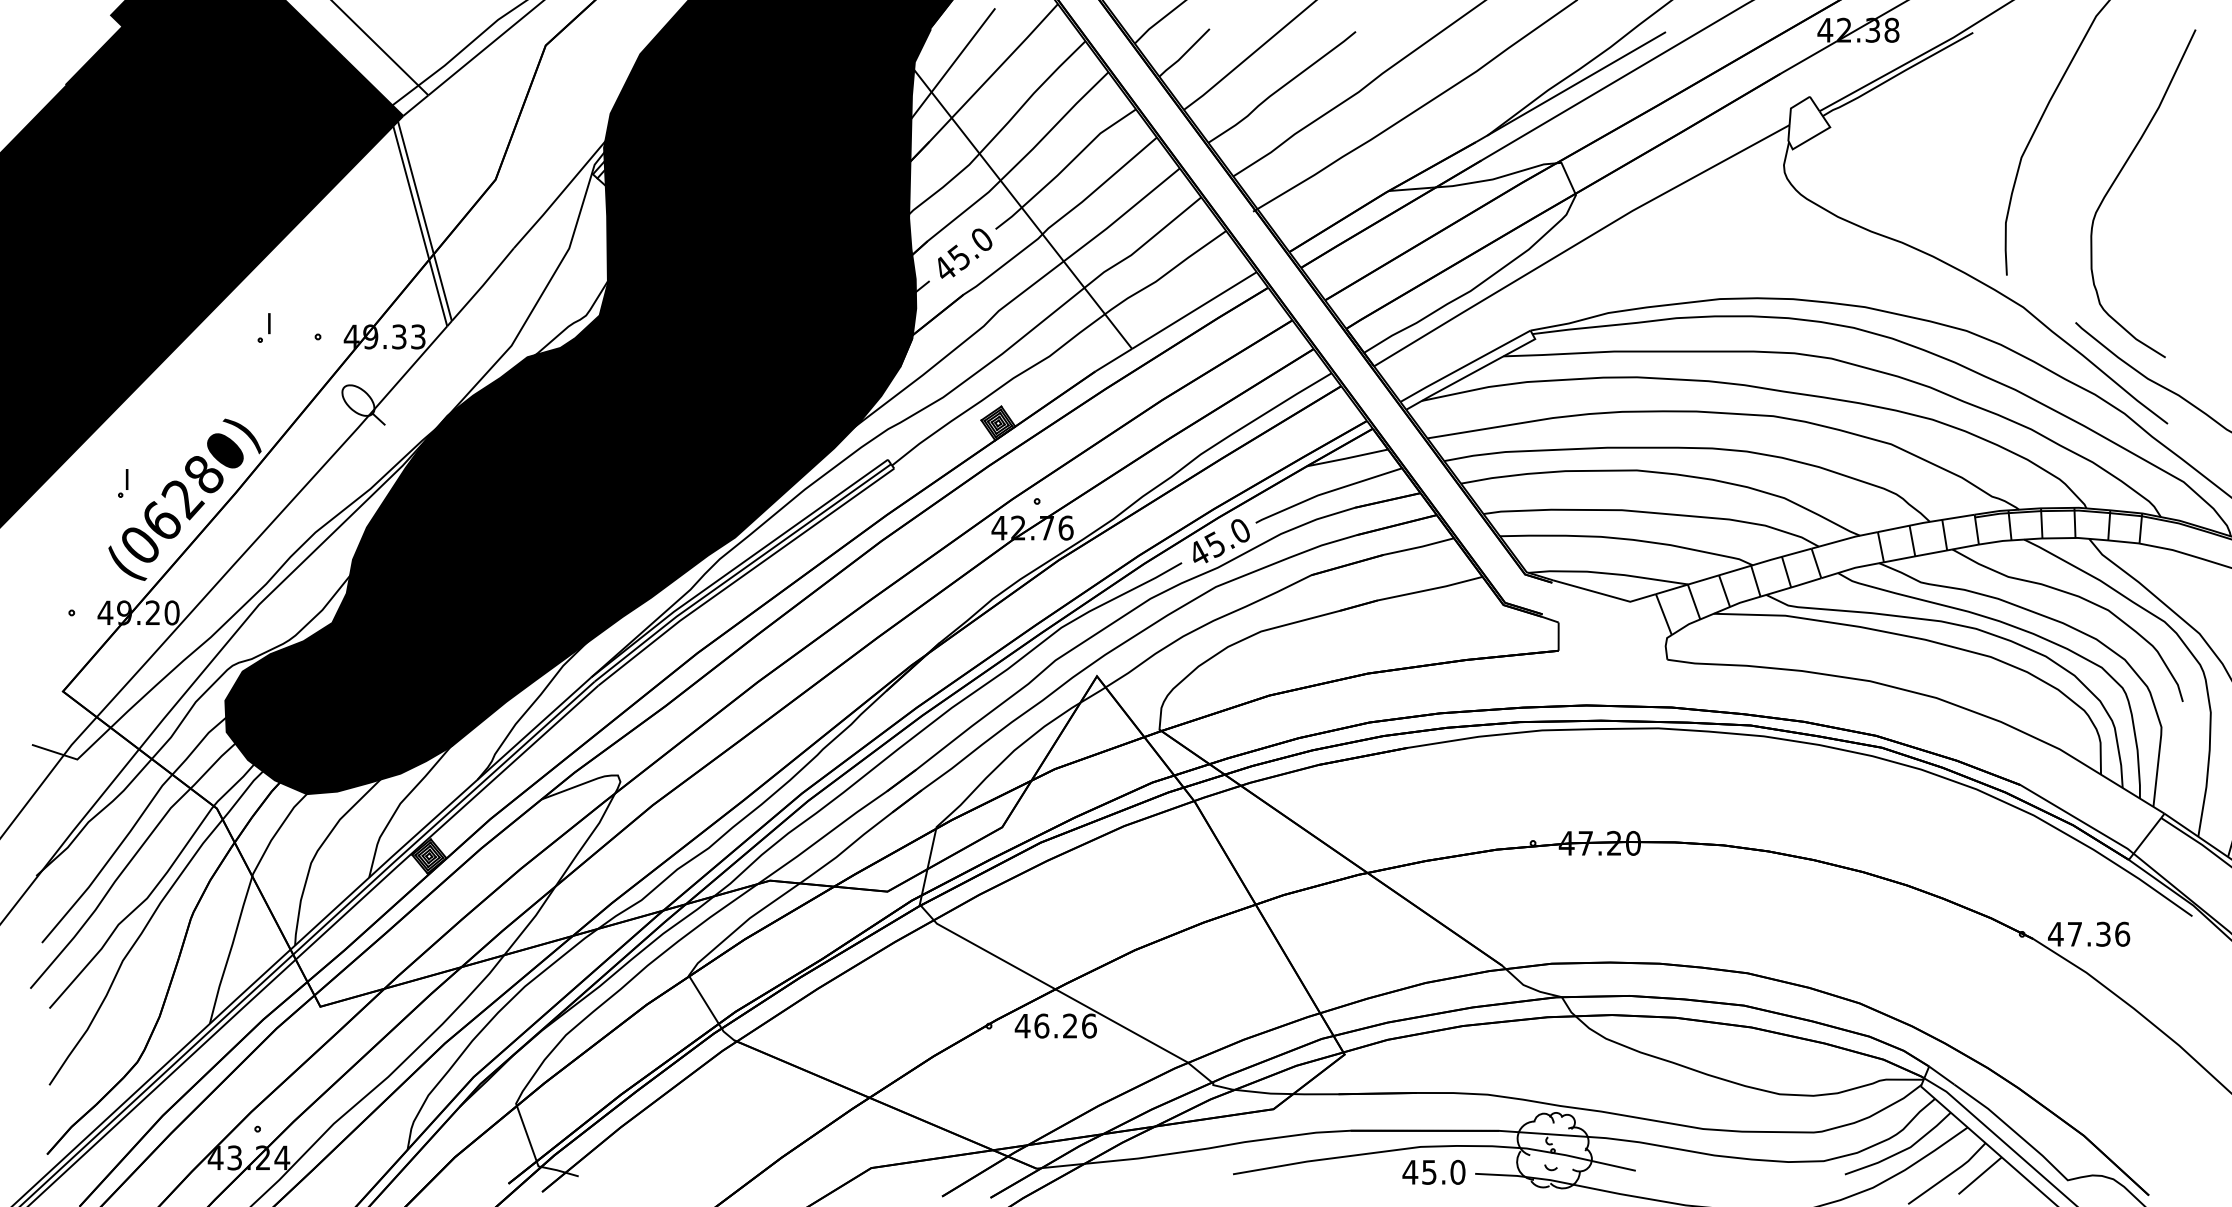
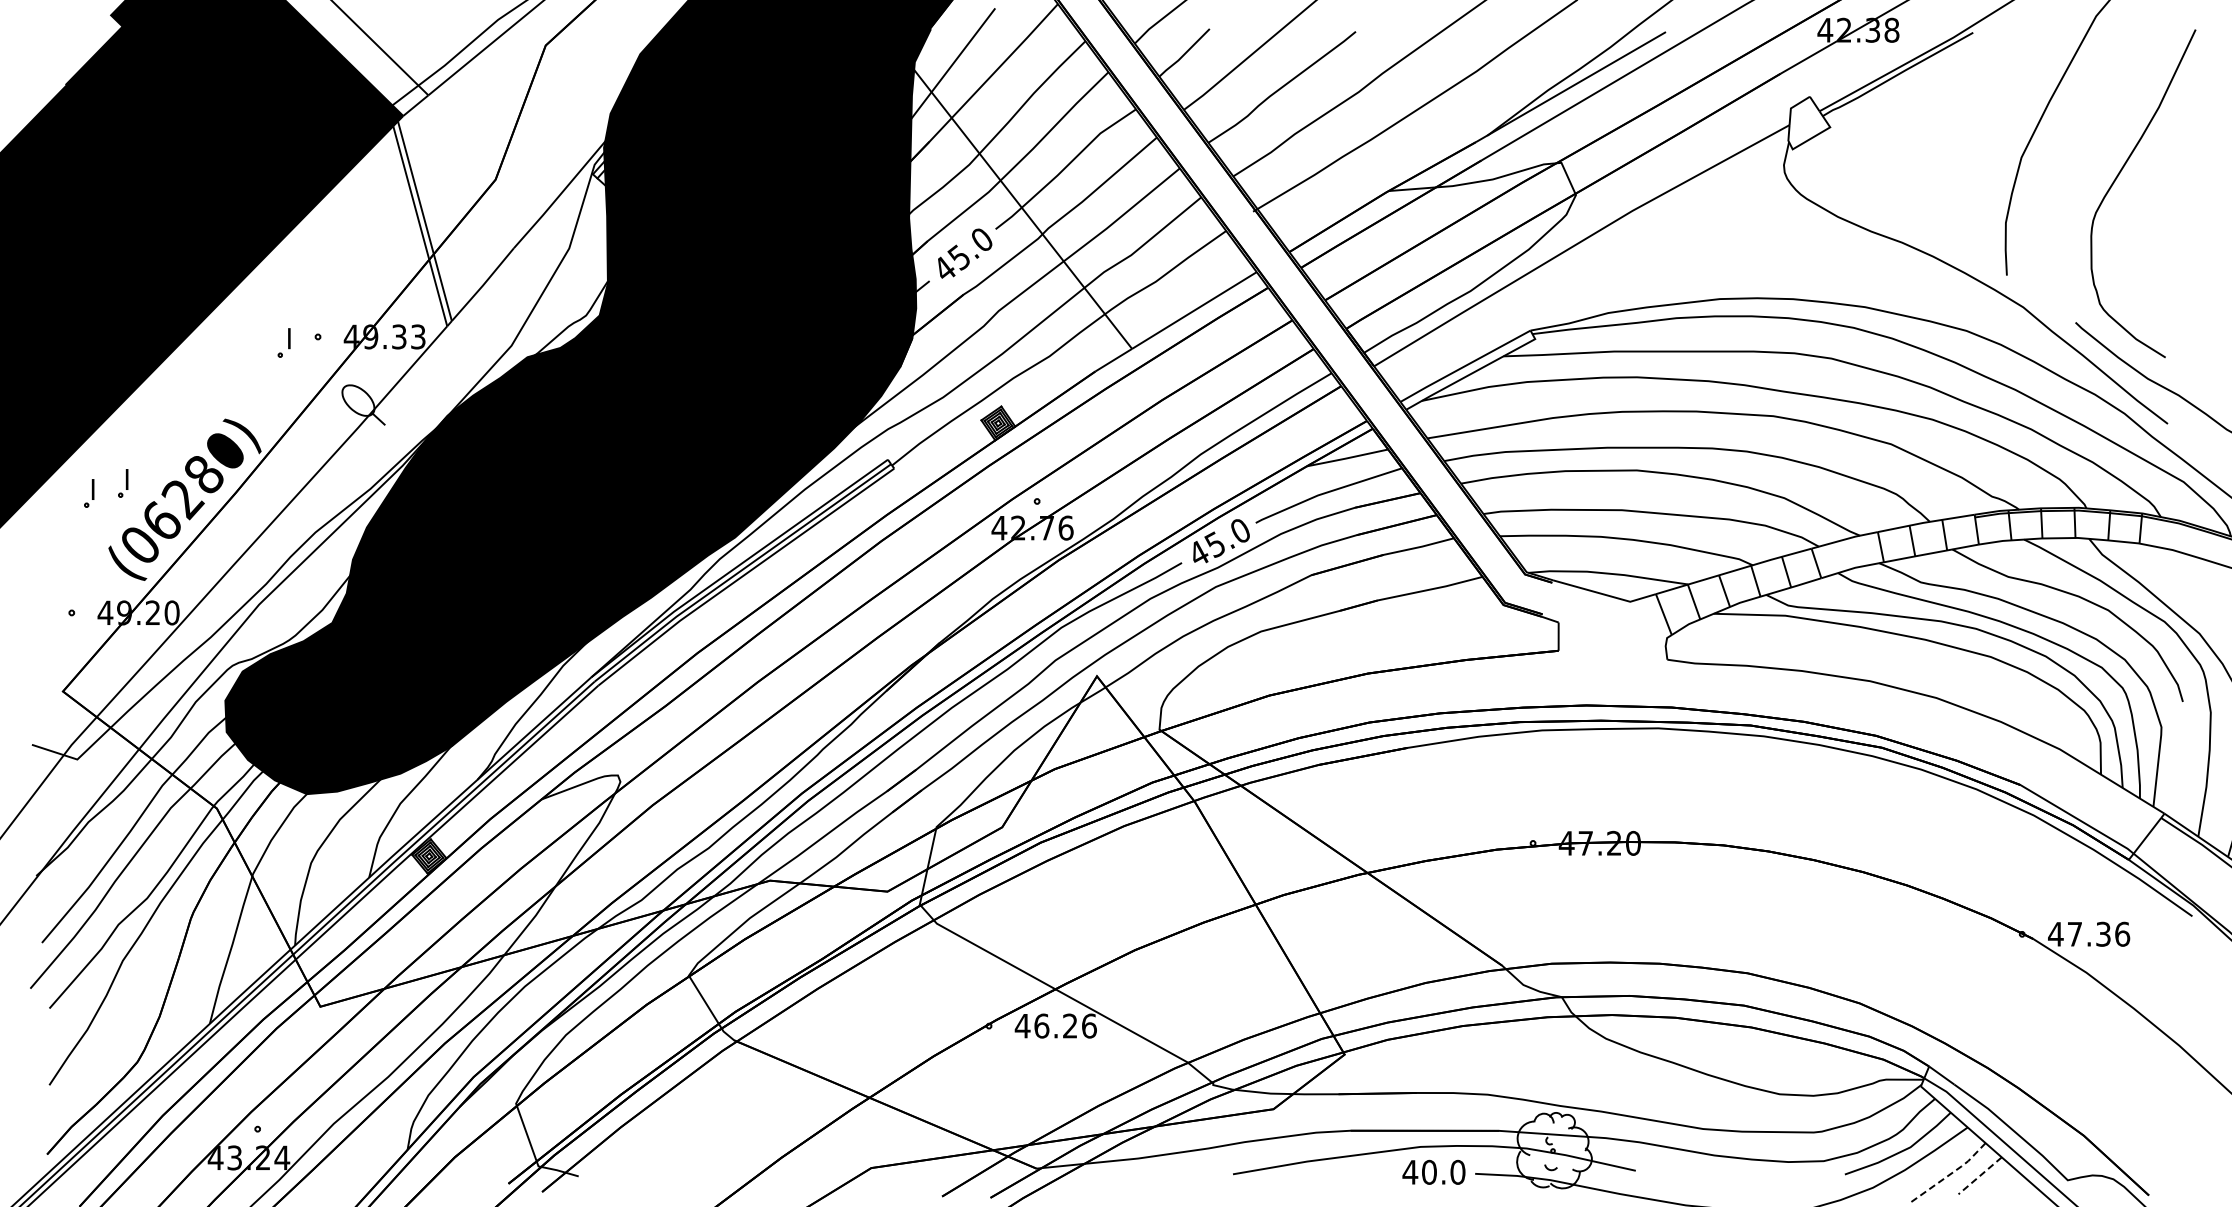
part position: (263, 327) -> (283, 342) (283, 342)
part: none -> present (89, 493)
text: 45.0 -> 40.0 (1429, 1171)
line: solid -> dashed (1949, 1174)
line: solid -> dashed (1979, 1176)
